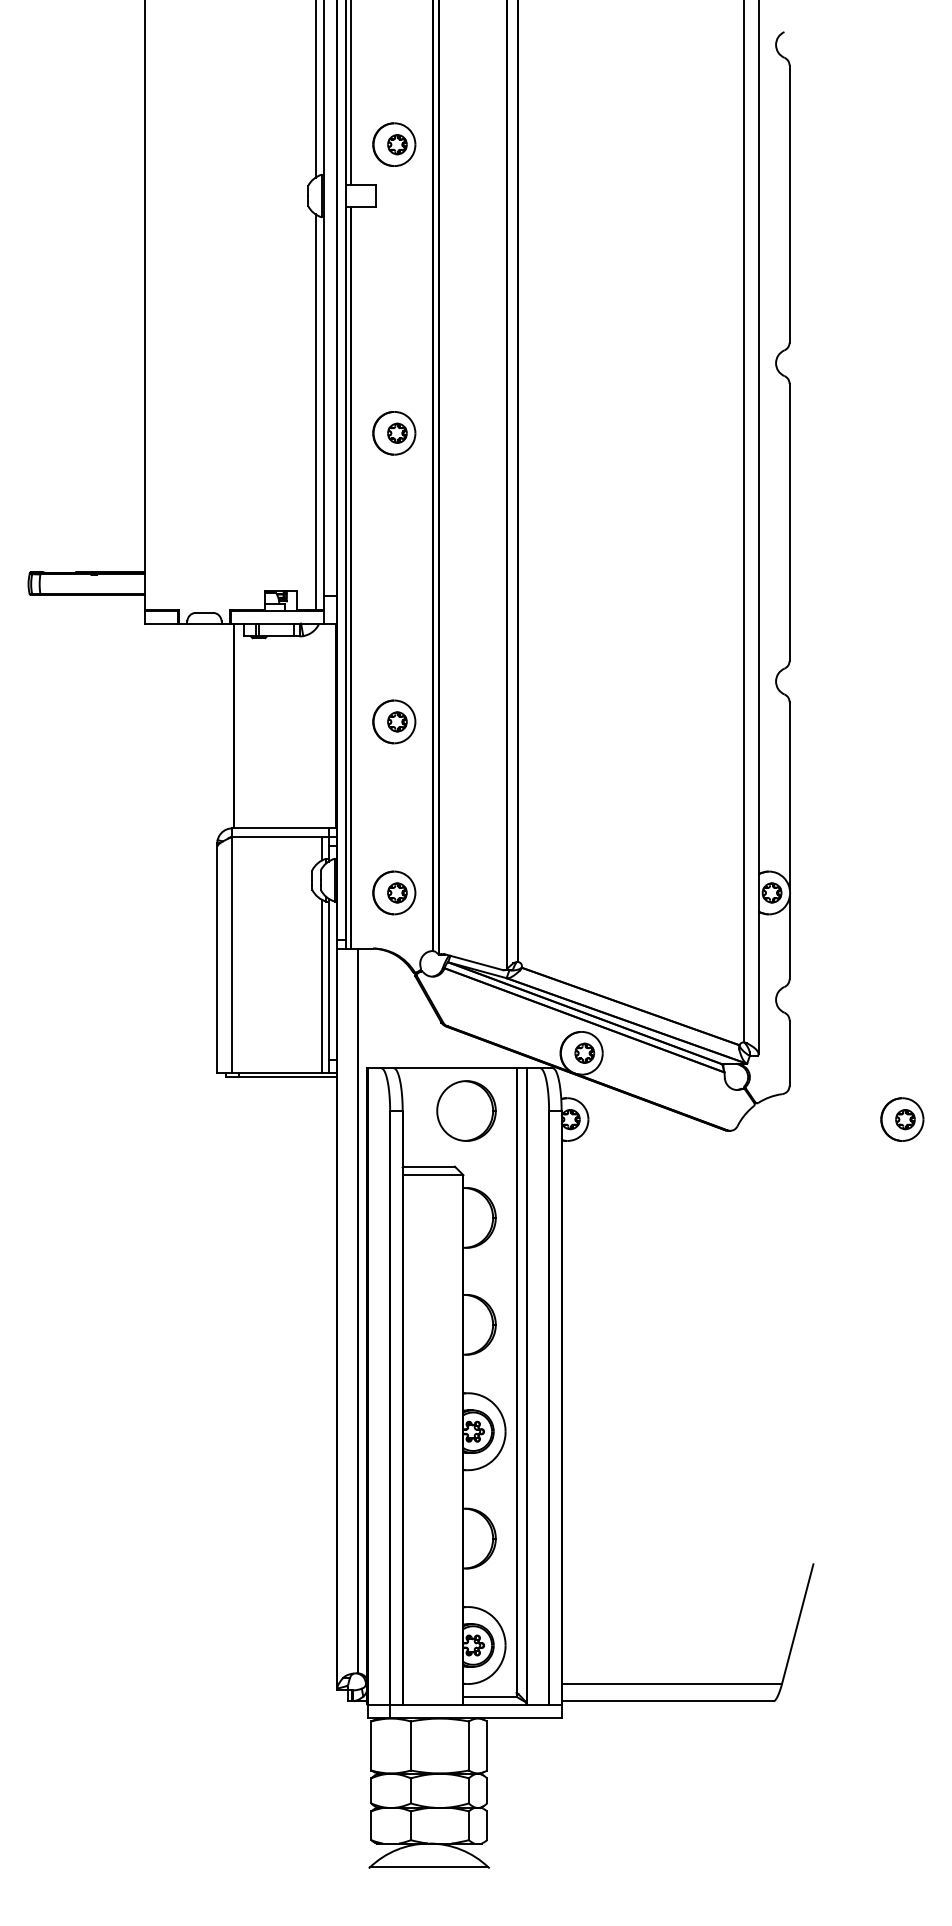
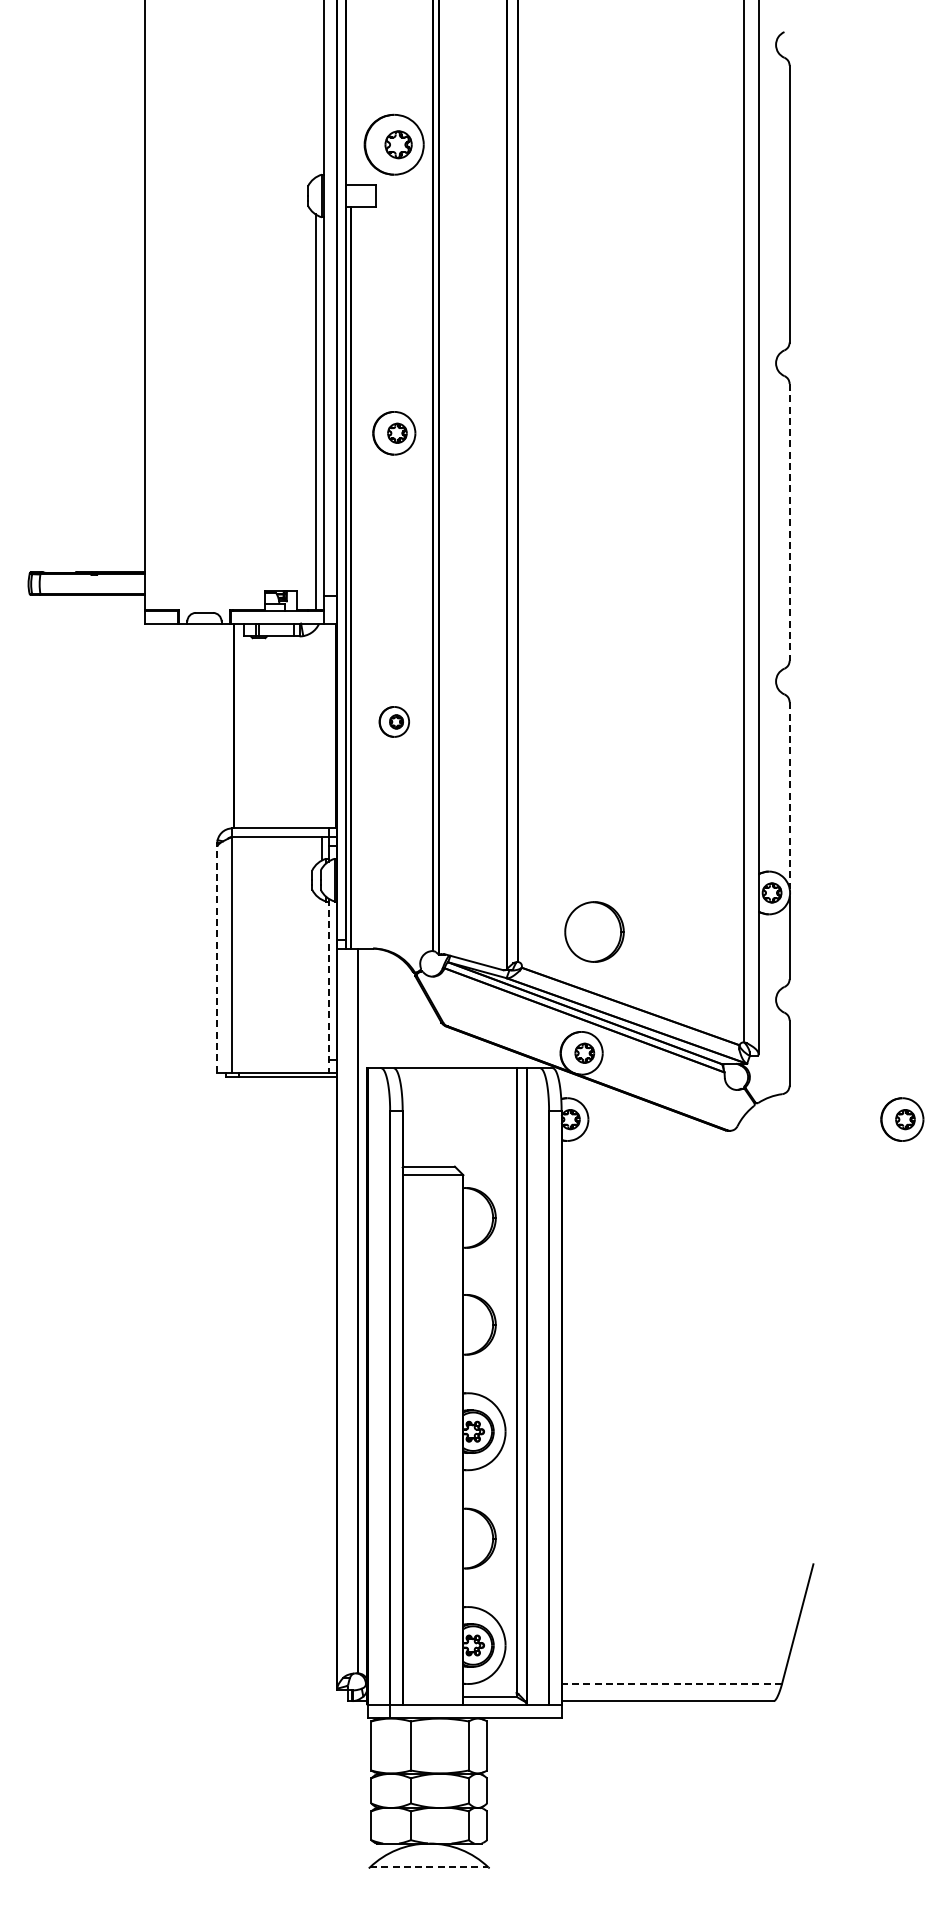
line: present -> none (315, 89)
line: present -> none (350, 93)
part size: 45x45 px -> 62x63 px (393, 144)
line: solid -> dashed (789, 522)
part size: 45x46 px -> 32x32 px (393, 721)
line: solid -> dashed (789, 795)
part: present -> none (394, 892)
line: solid -> dashed (217, 957)
line: present -> none (322, 985)
line: solid -> dashed (328, 985)
part position: (466, 1110) -> (594, 931) (594, 931)
line: solid -> dashed (671, 1684)
line: solid -> dashed (429, 1867)
